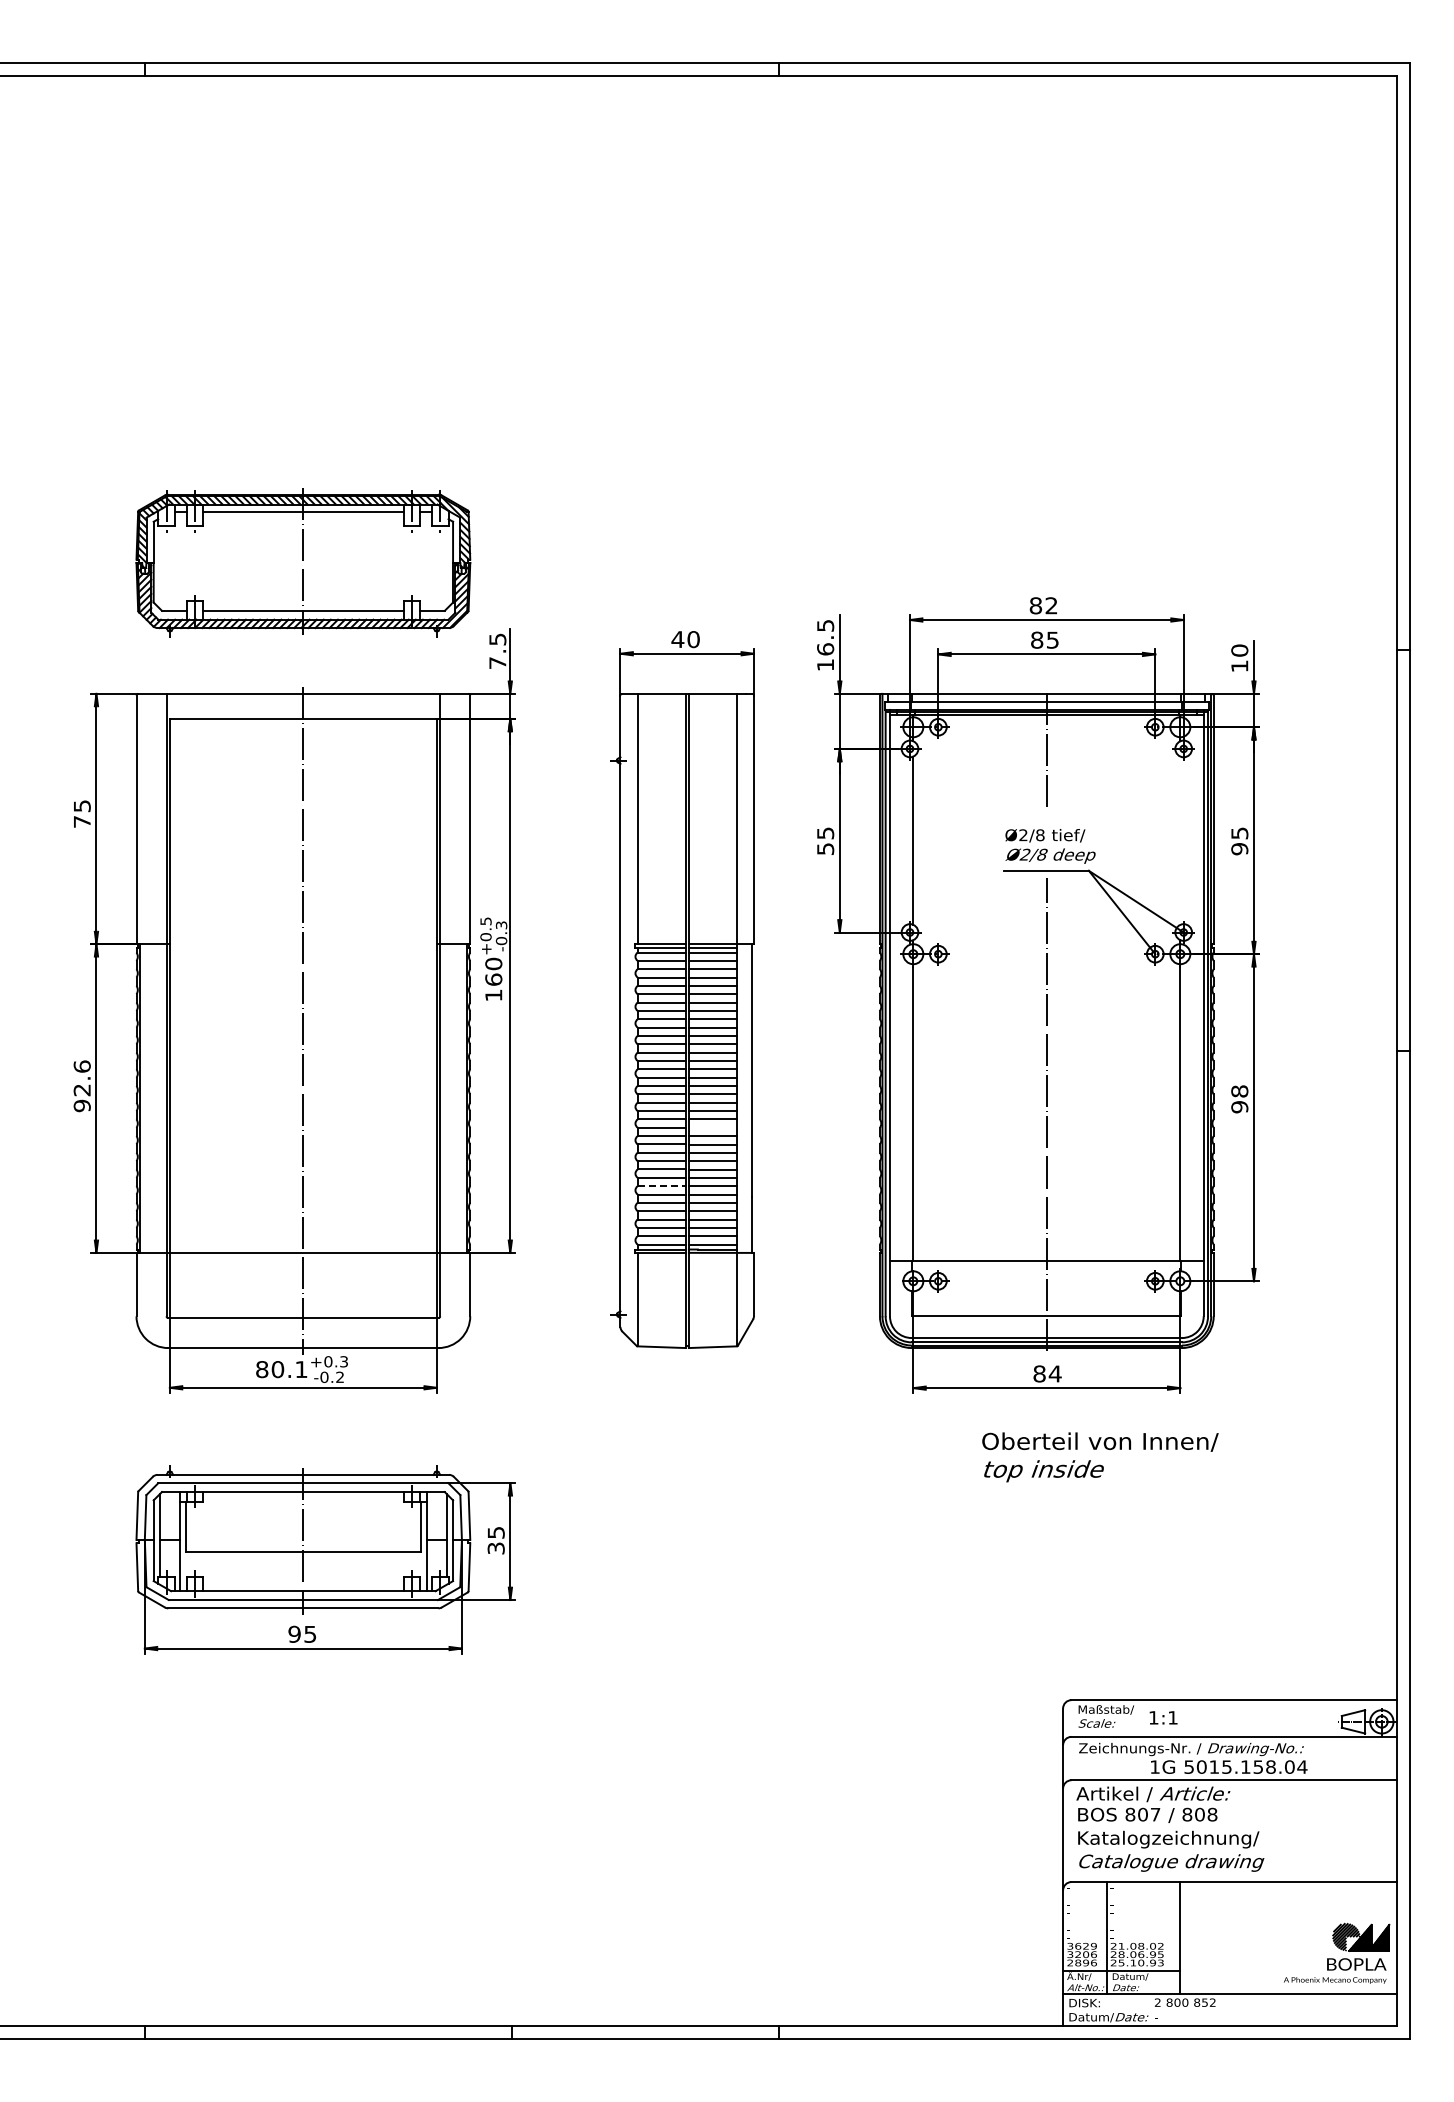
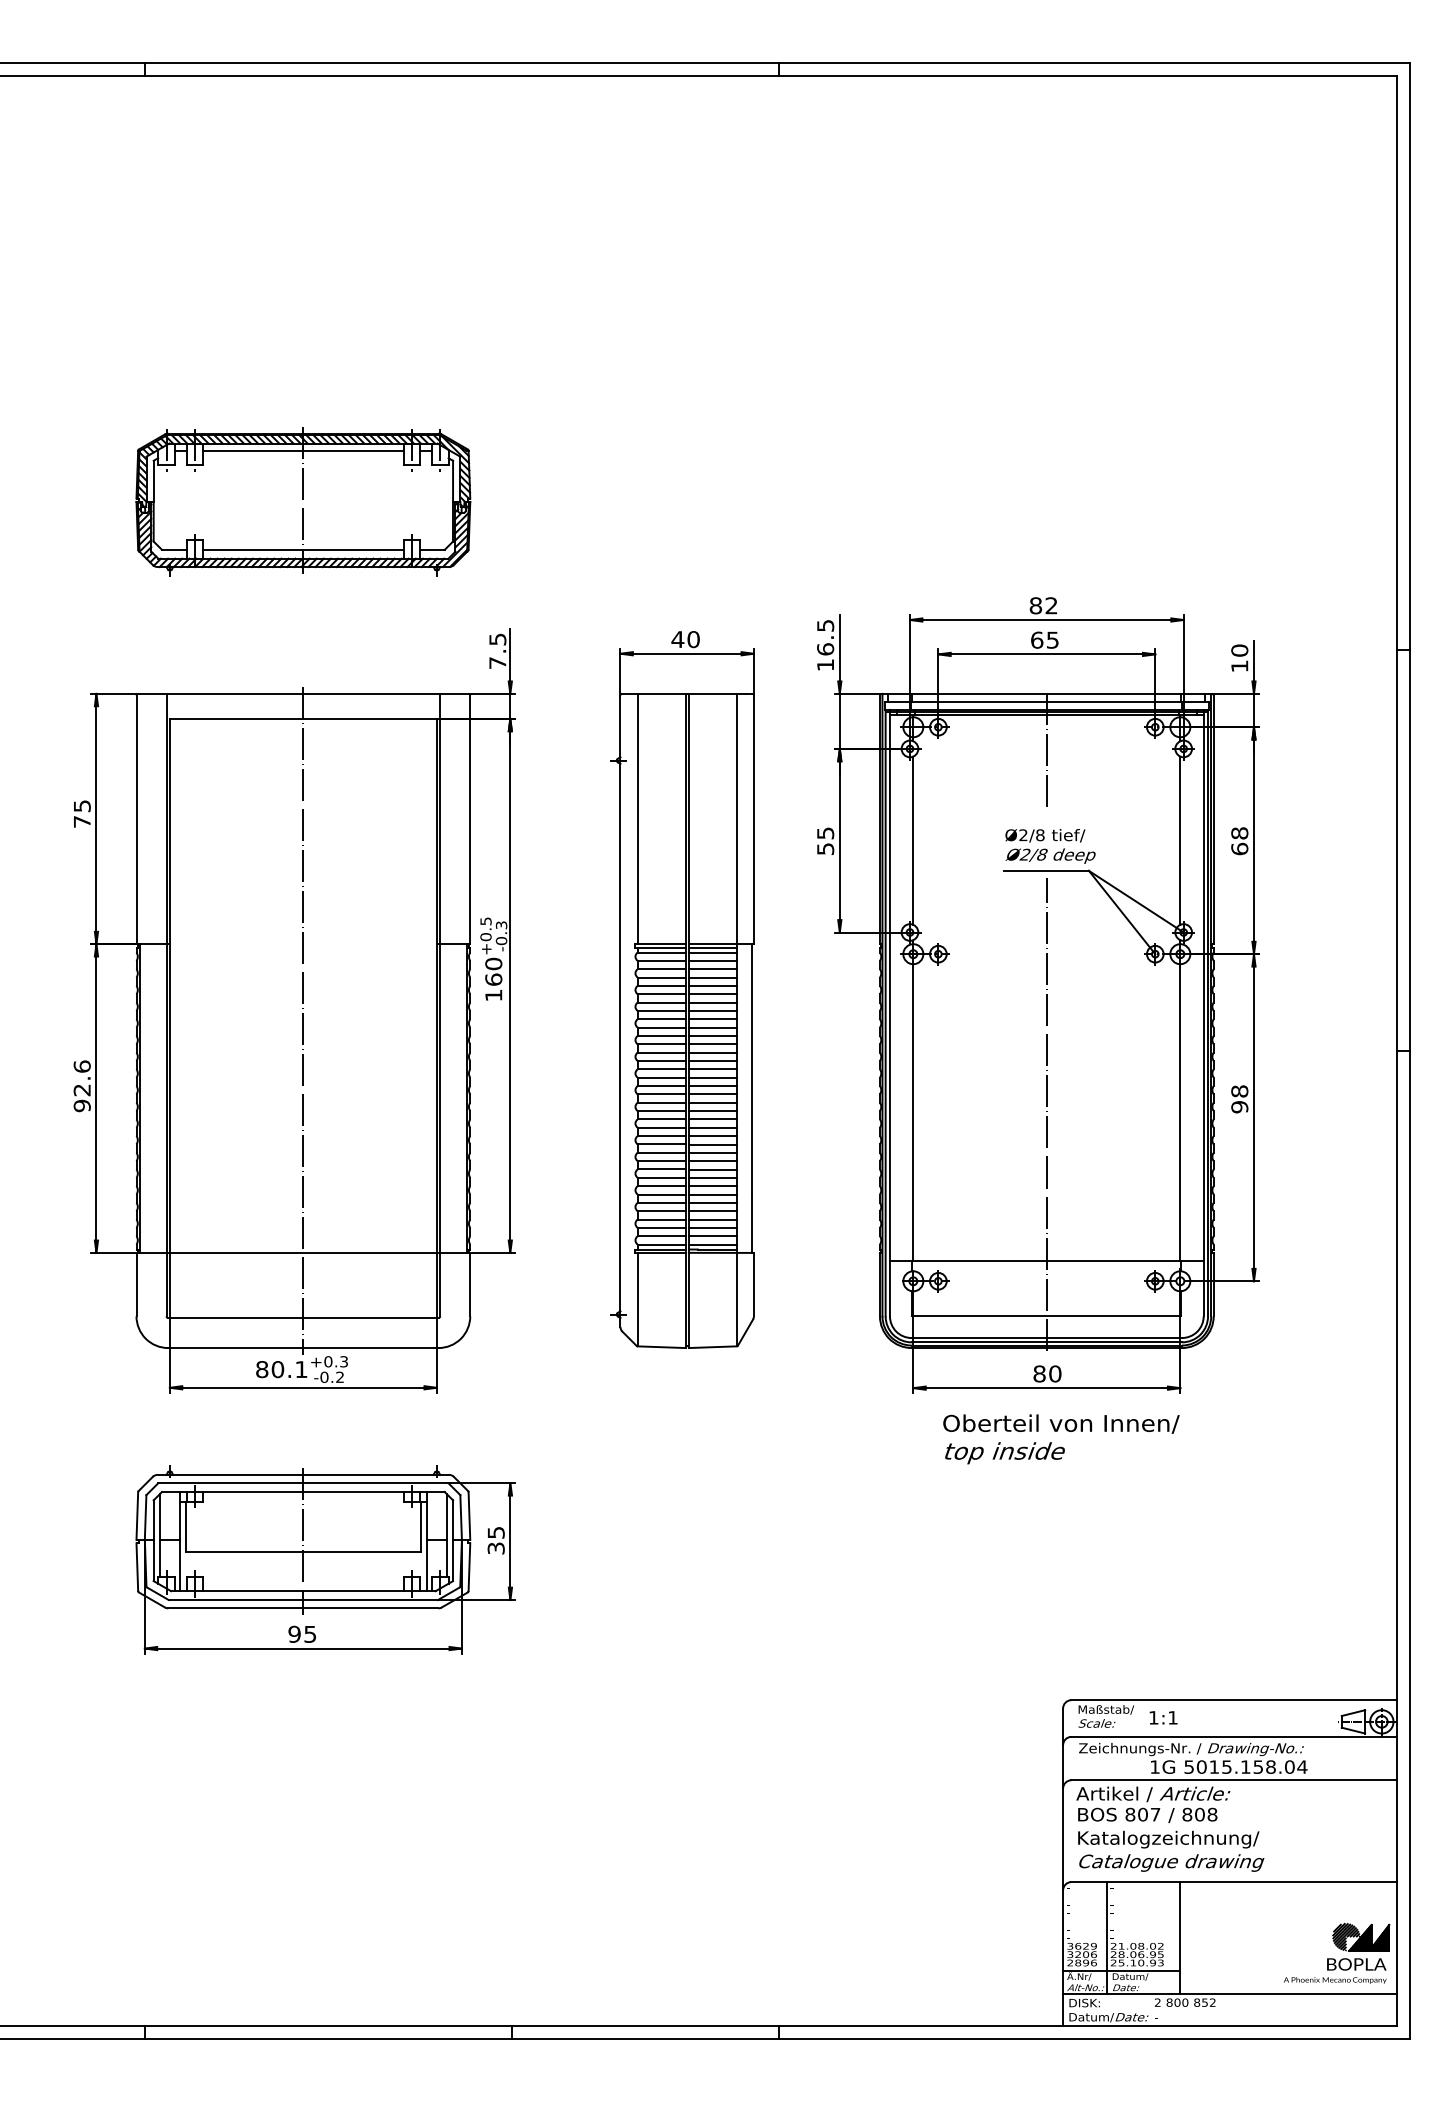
part position: (303, 562) -> (303, 501) (303, 501)
text: 85 -> 65 (1037, 639)
line: none -> present (1180, 840)
text: 95 -> 68 (1239, 841)
line: none -> present (712, 1127)
line: dashed -> solid (661, 1186)
text: 84 -> 80 (1054, 1373)
text position: (1100, 1457) -> (1061, 1439) (1061, 1439)
